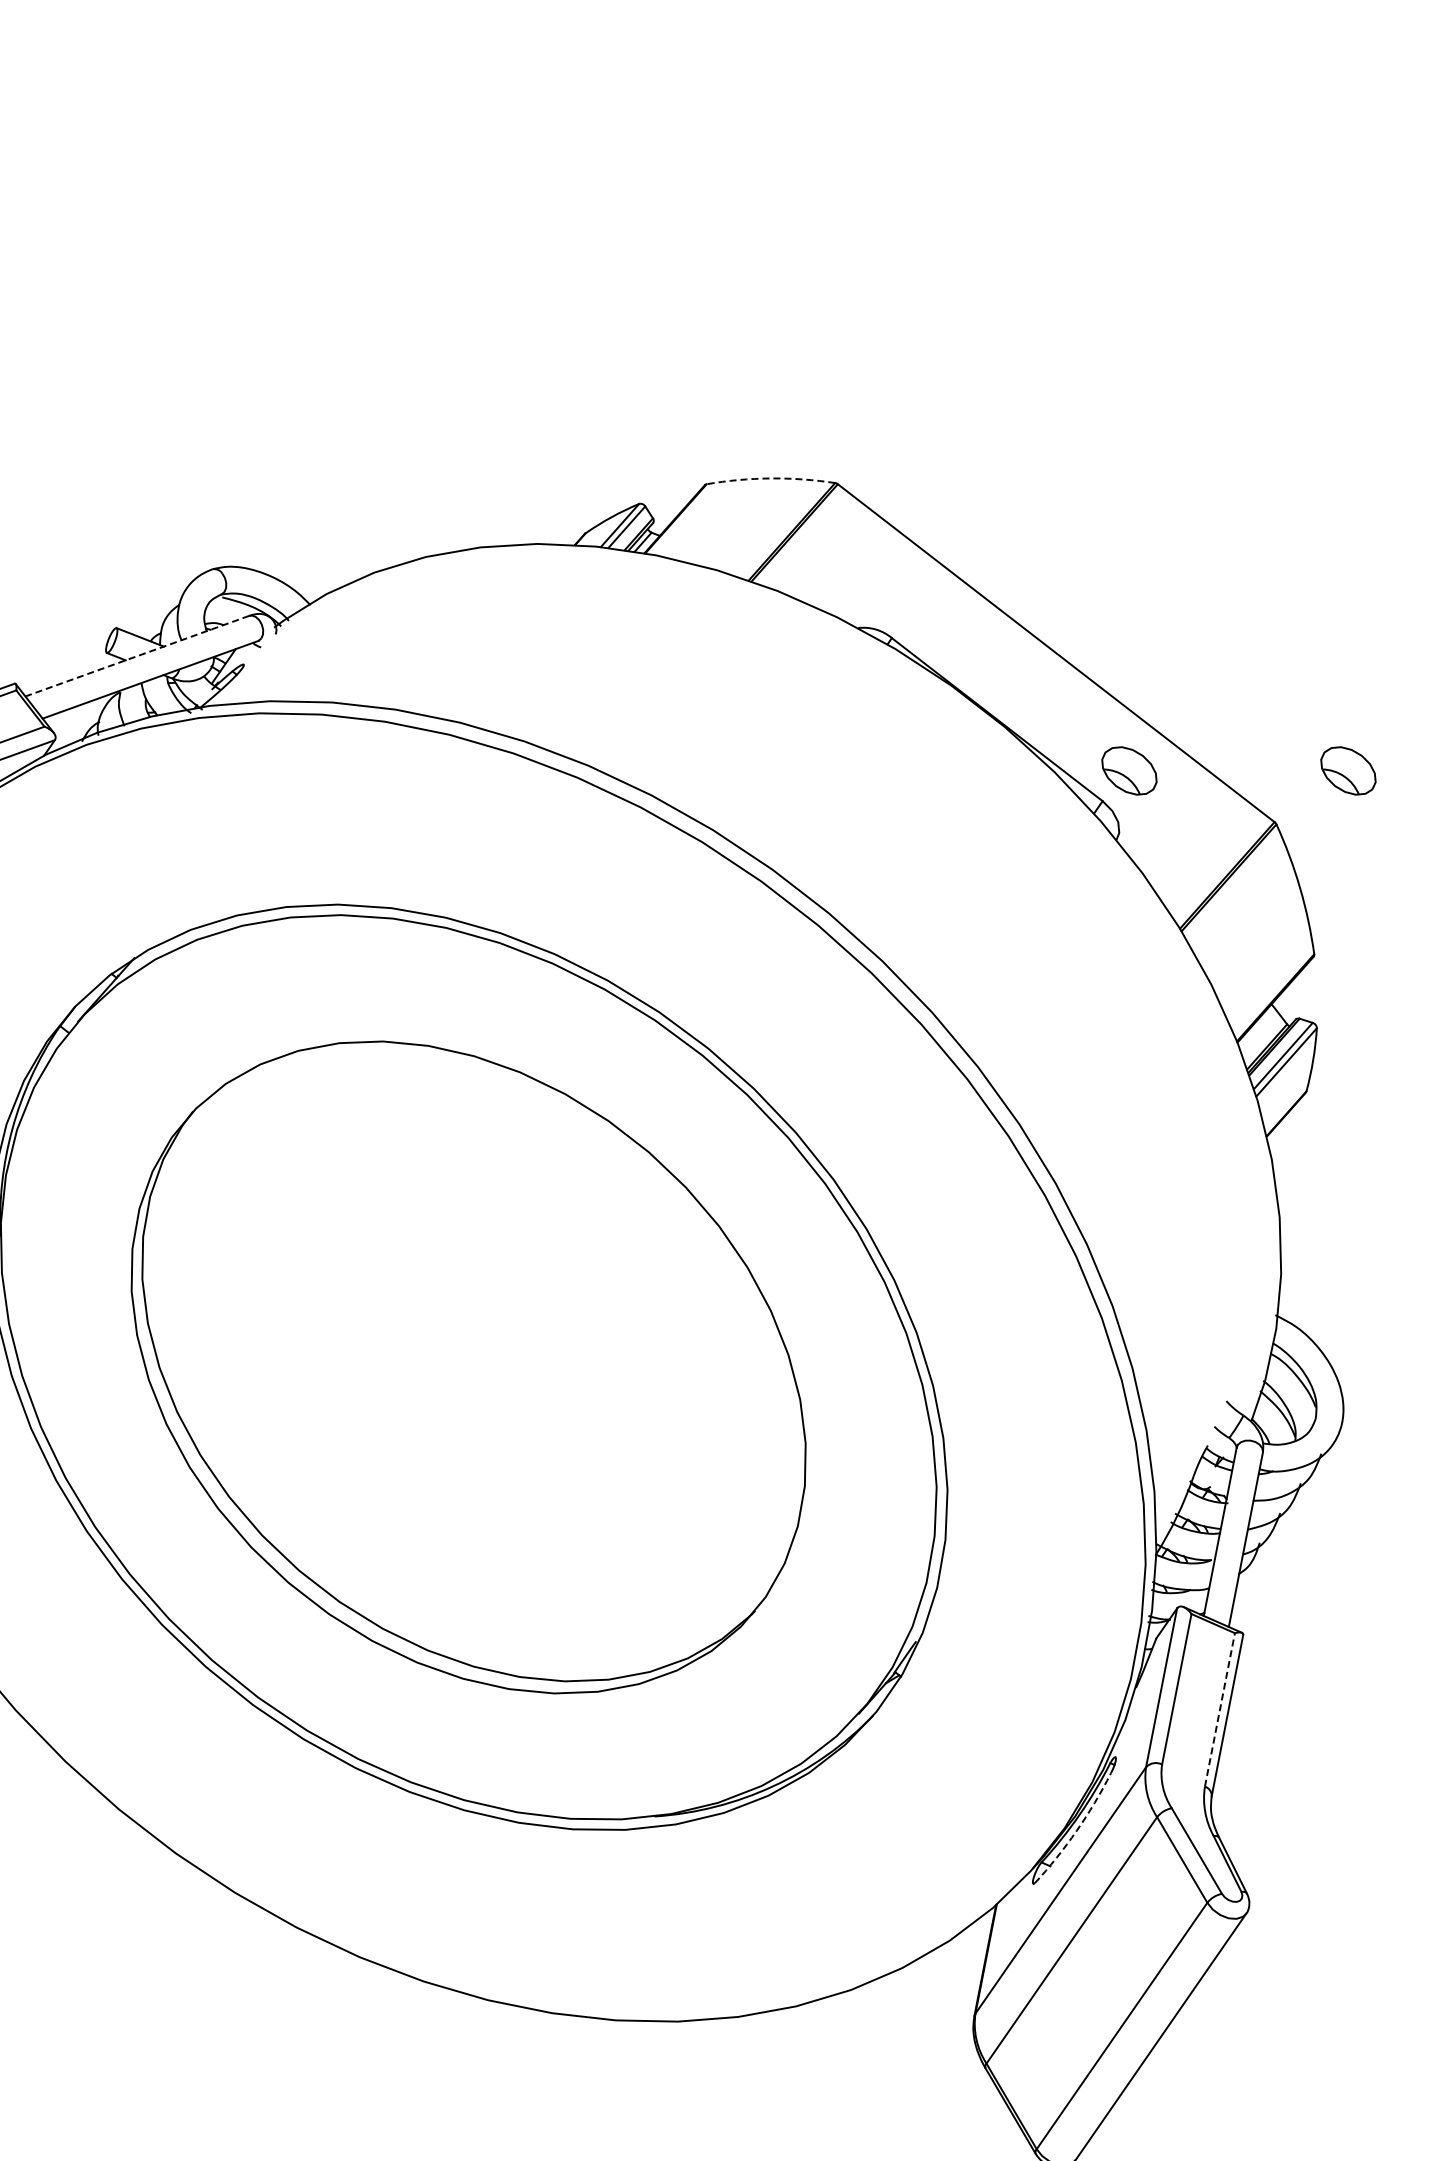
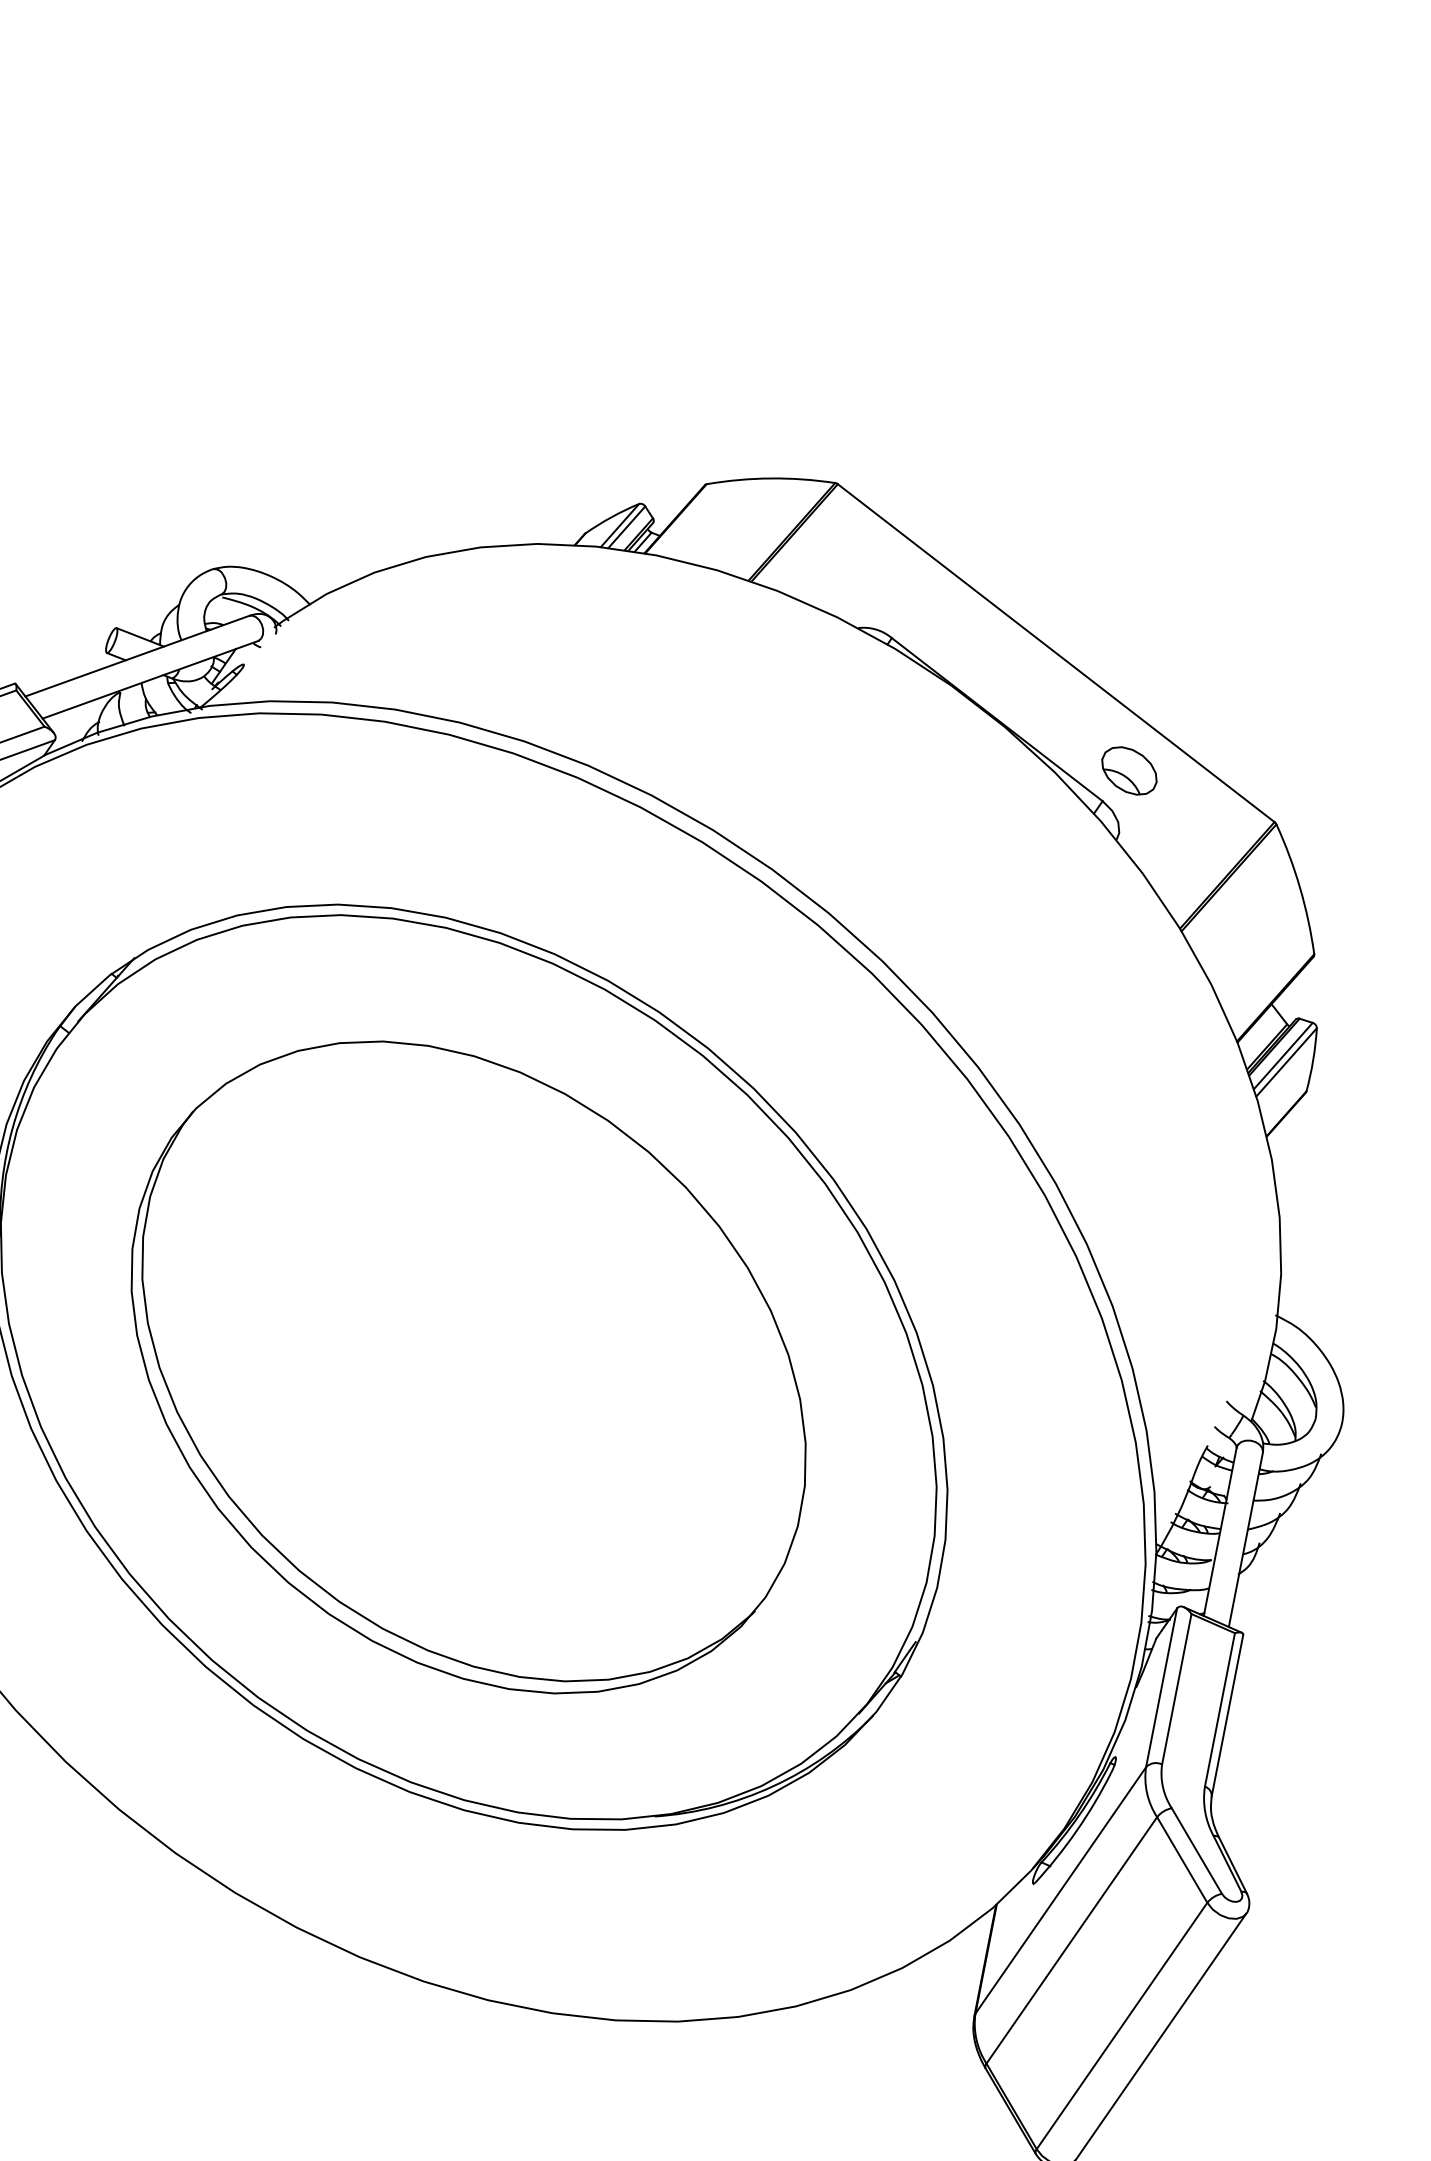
arc: dashed -> solid (770, 478)
line: dashed -> solid (137, 656)
part: present -> none (1348, 770)
line: dashed -> solid (1220, 1709)
arc: dashed -> solid (1076, 1830)
